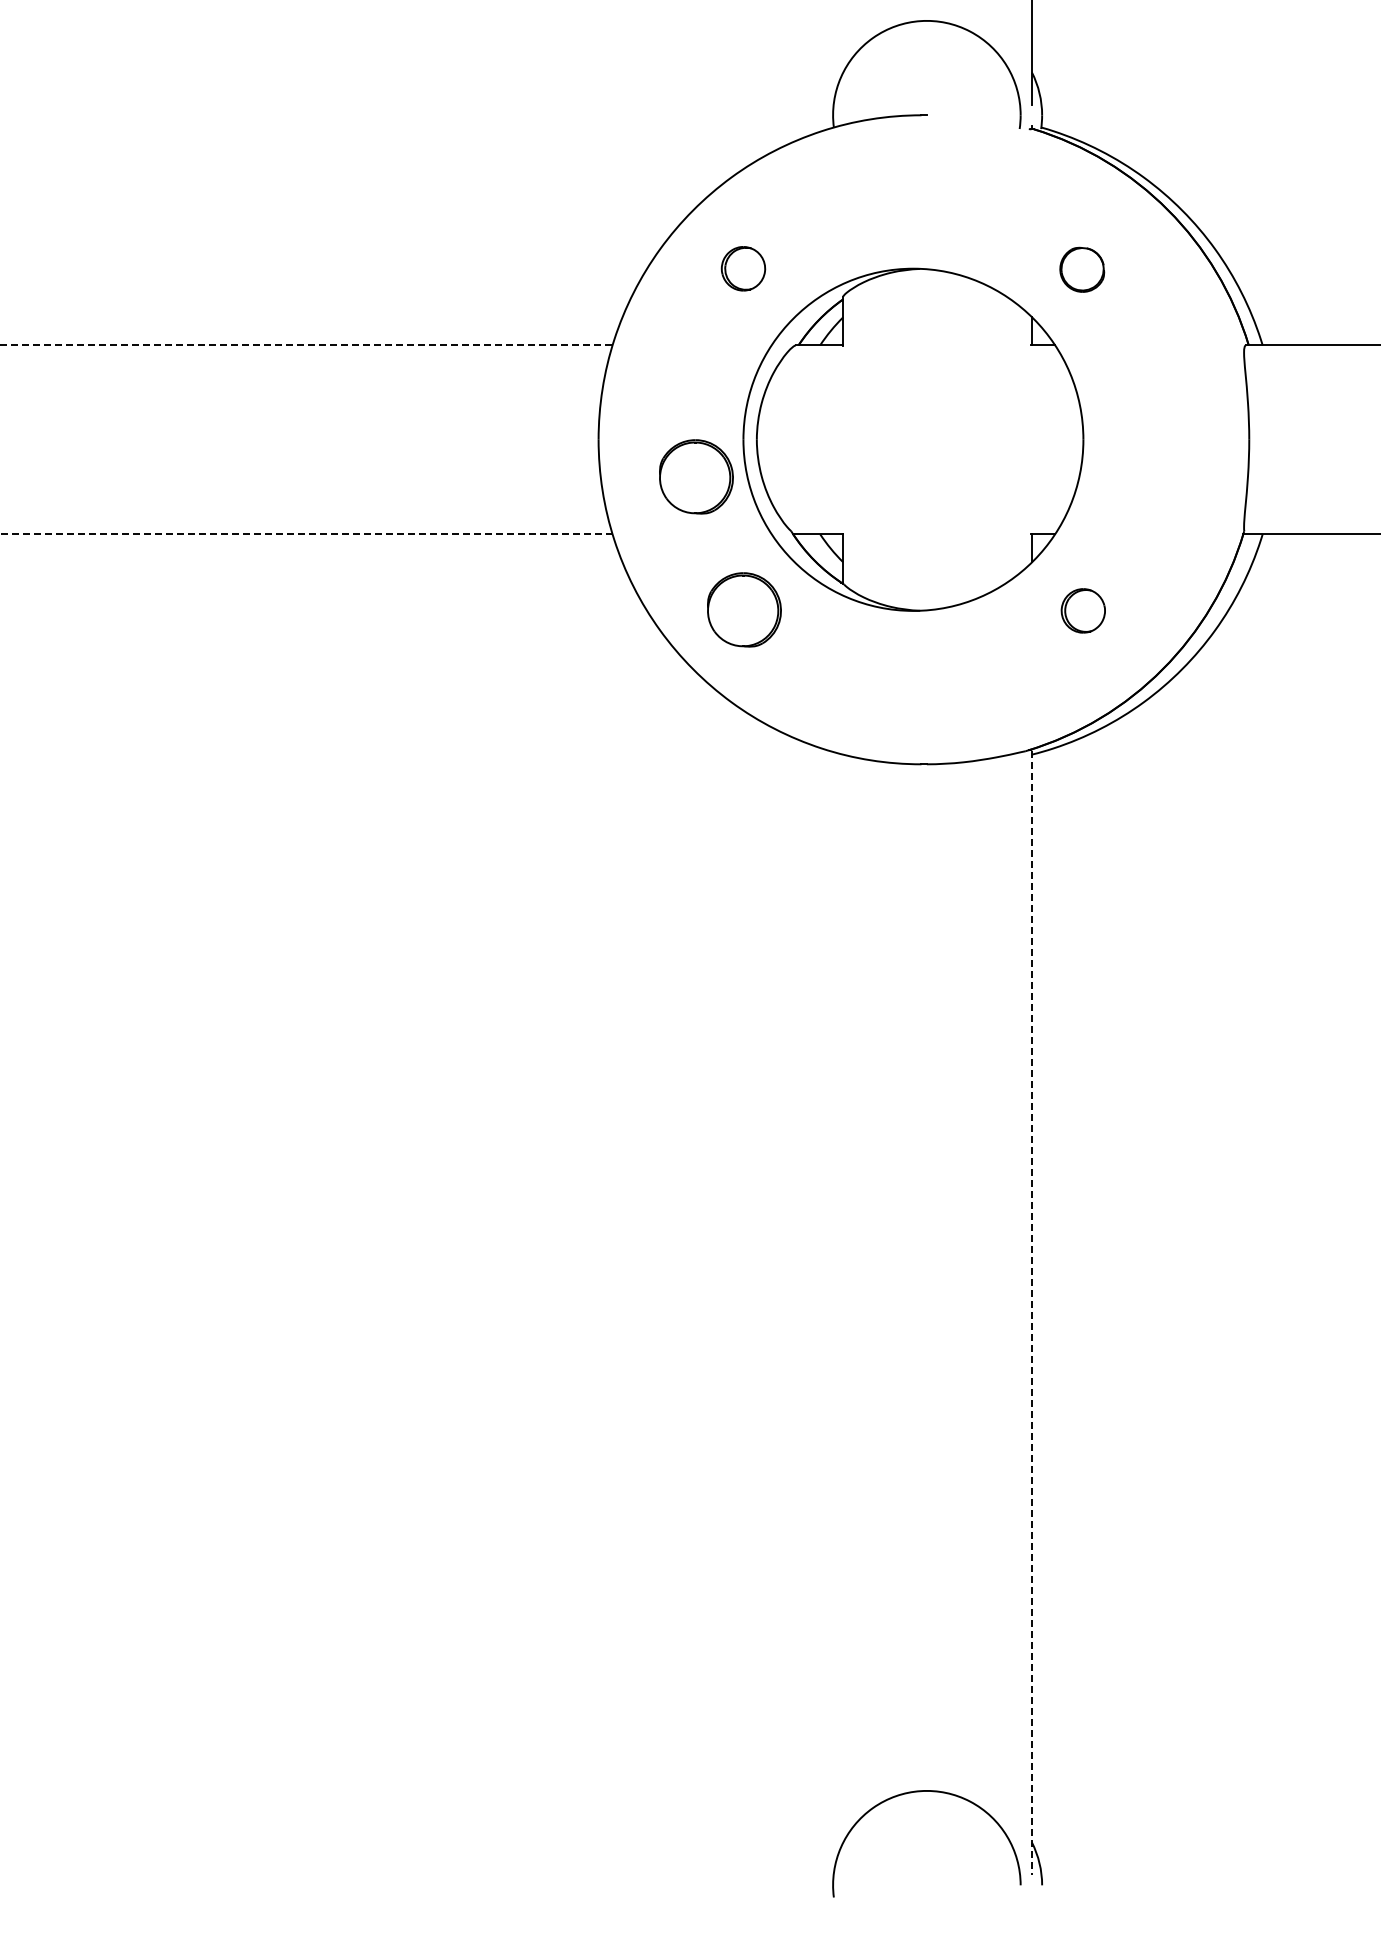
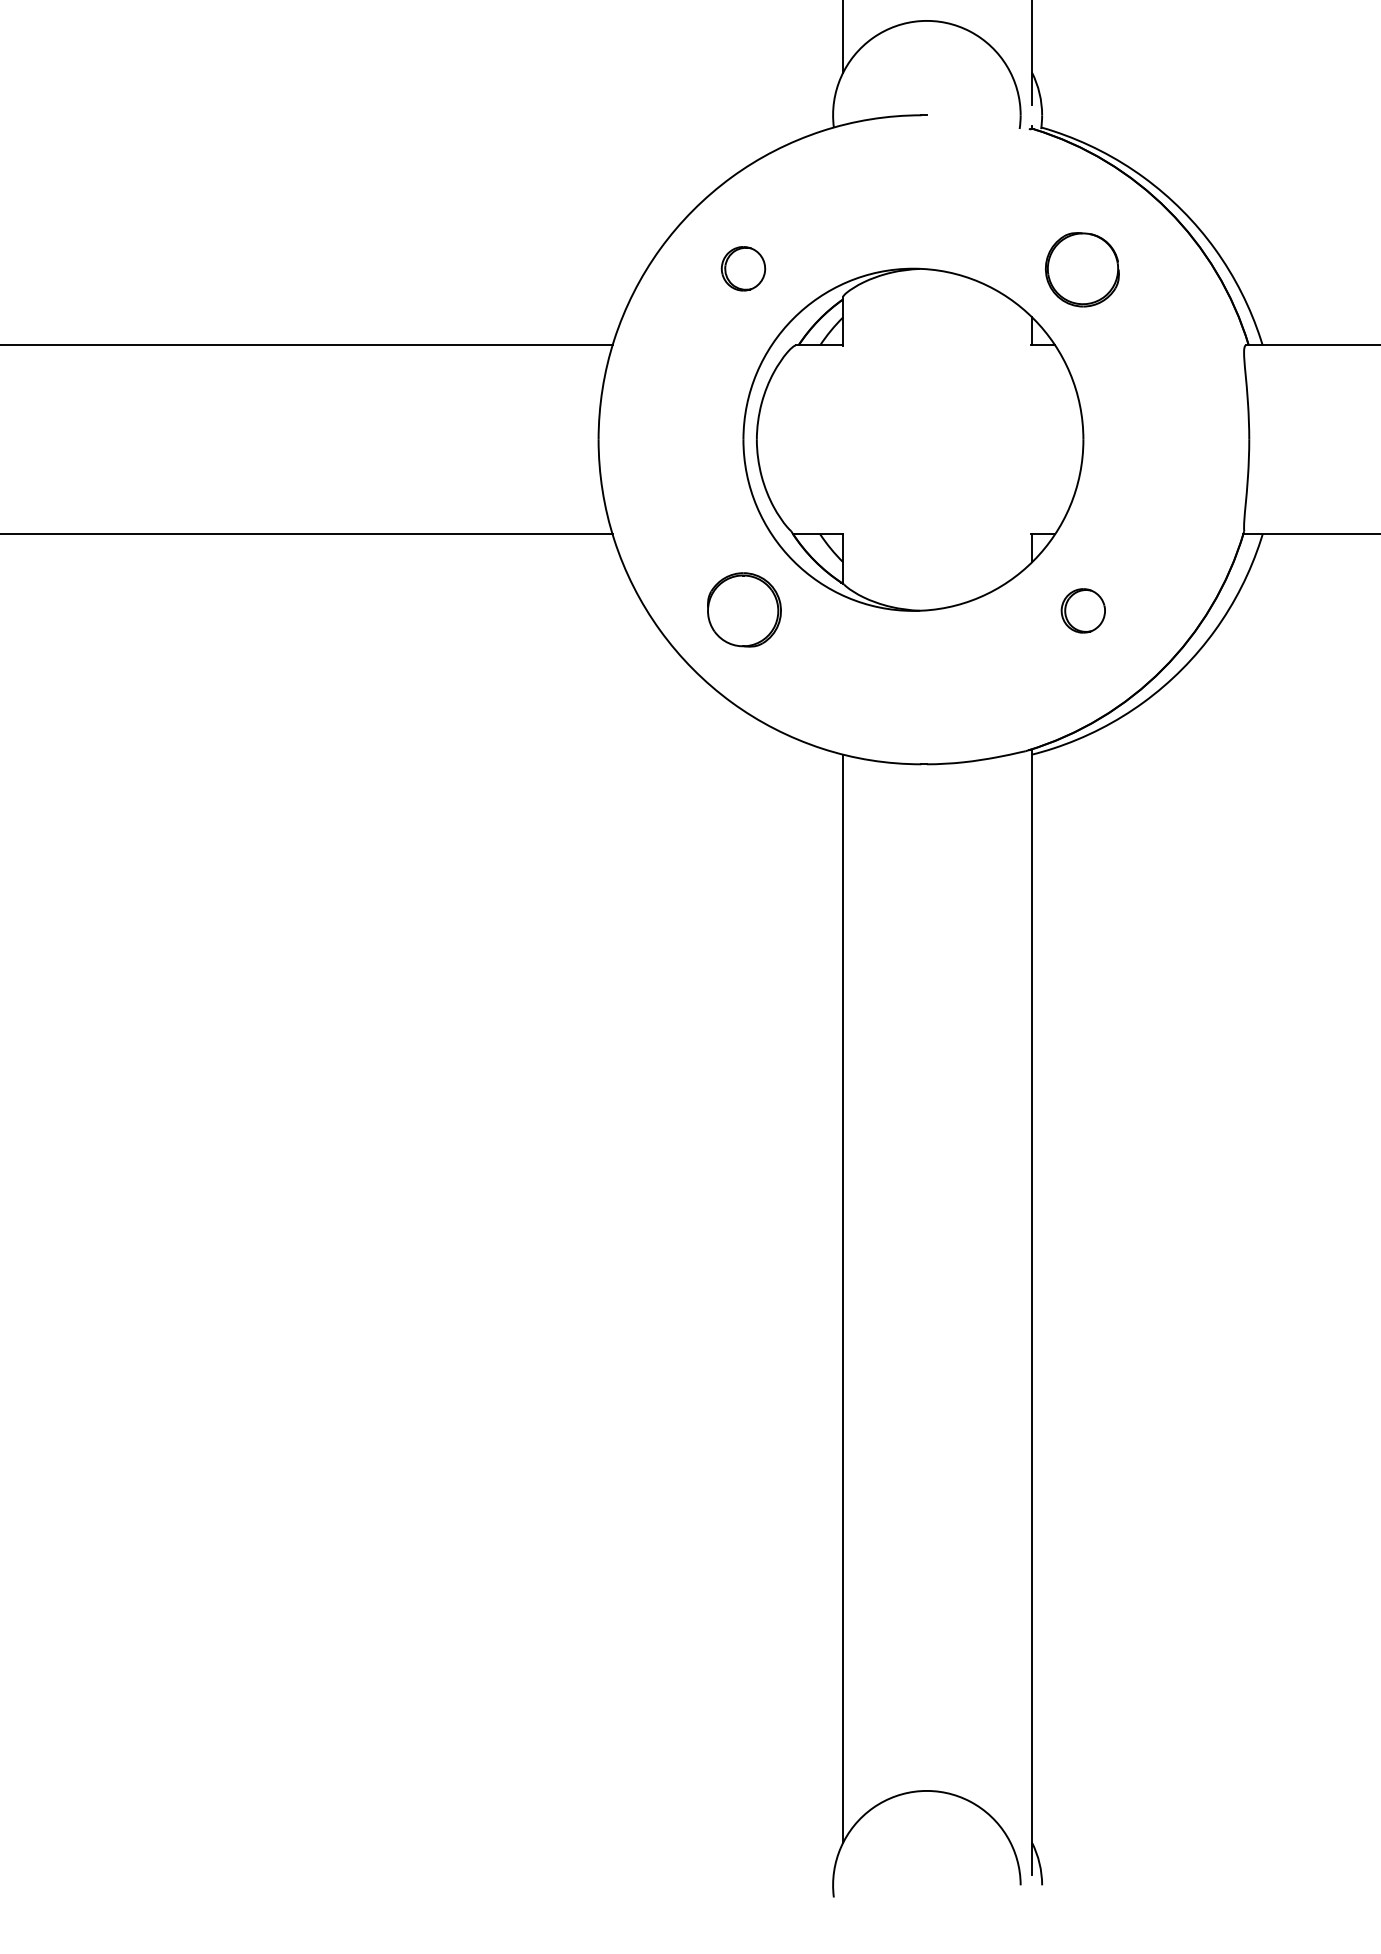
line: none -> present (843, 37)
part size: 47x47 px -> 76x76 px (1081, 269)
line: dashed -> solid (306, 345)
part: present -> none (696, 476)
line: dashed -> solid (305, 534)
line: none -> present (843, 1298)
line: dashed -> solid (1032, 1313)
